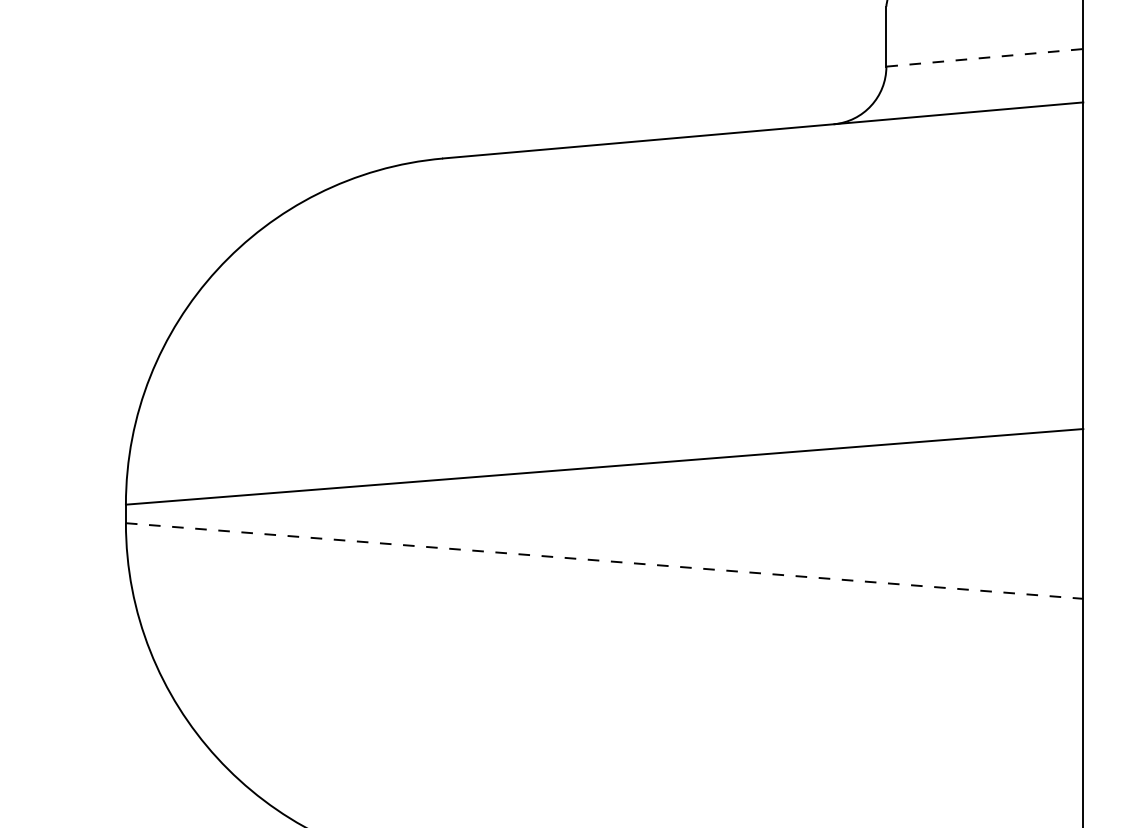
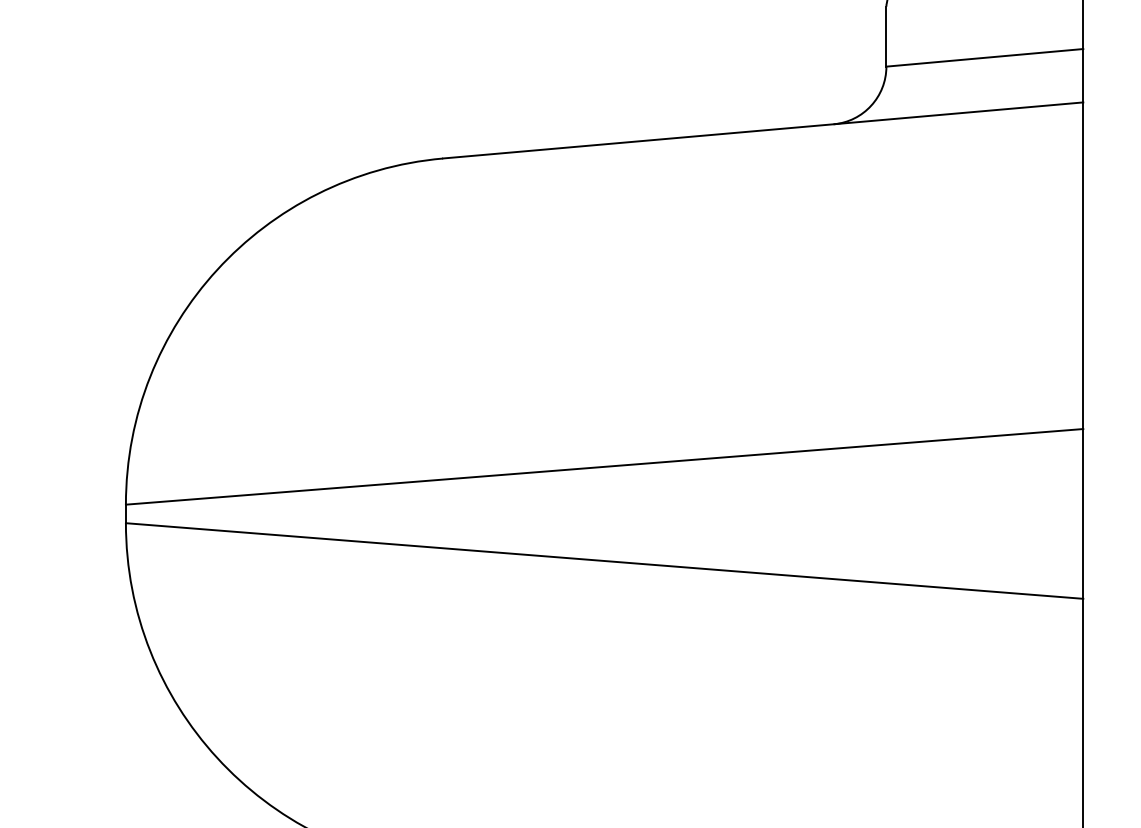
line: dashed -> solid (984, 57)
line: dashed -> solid (605, 561)
